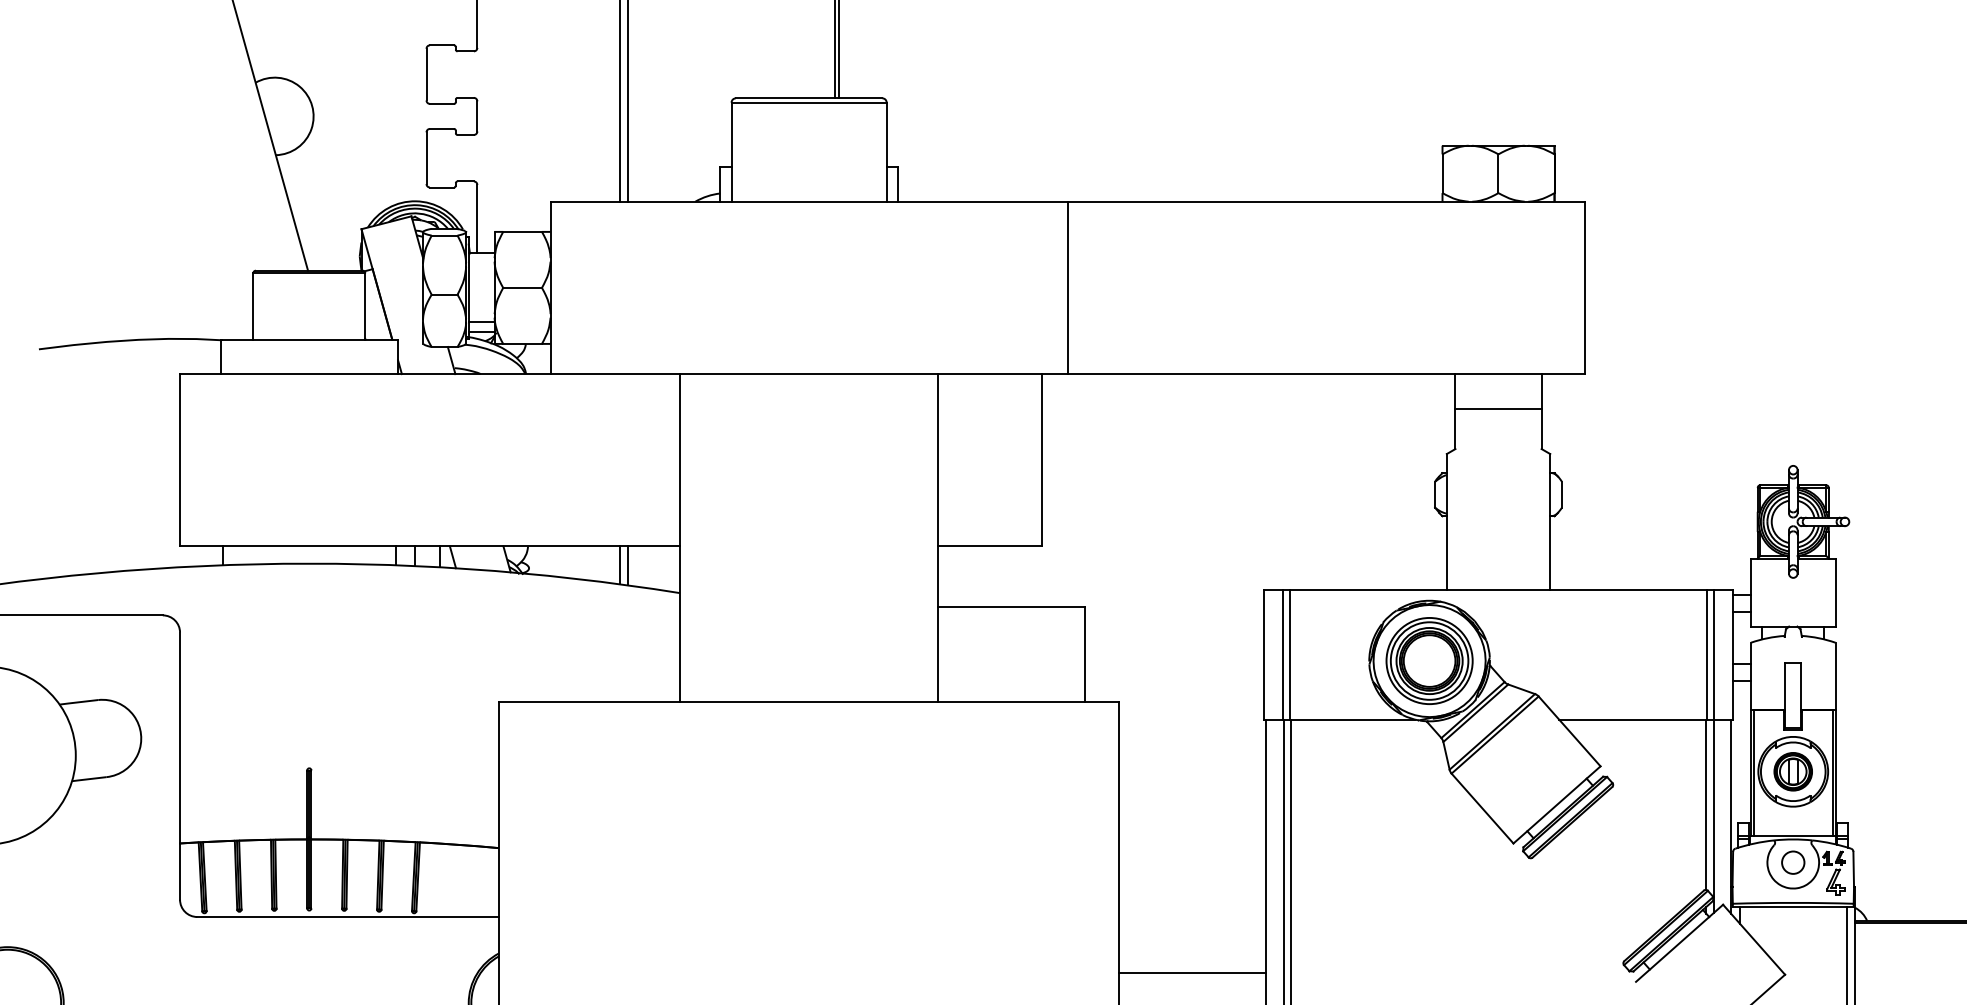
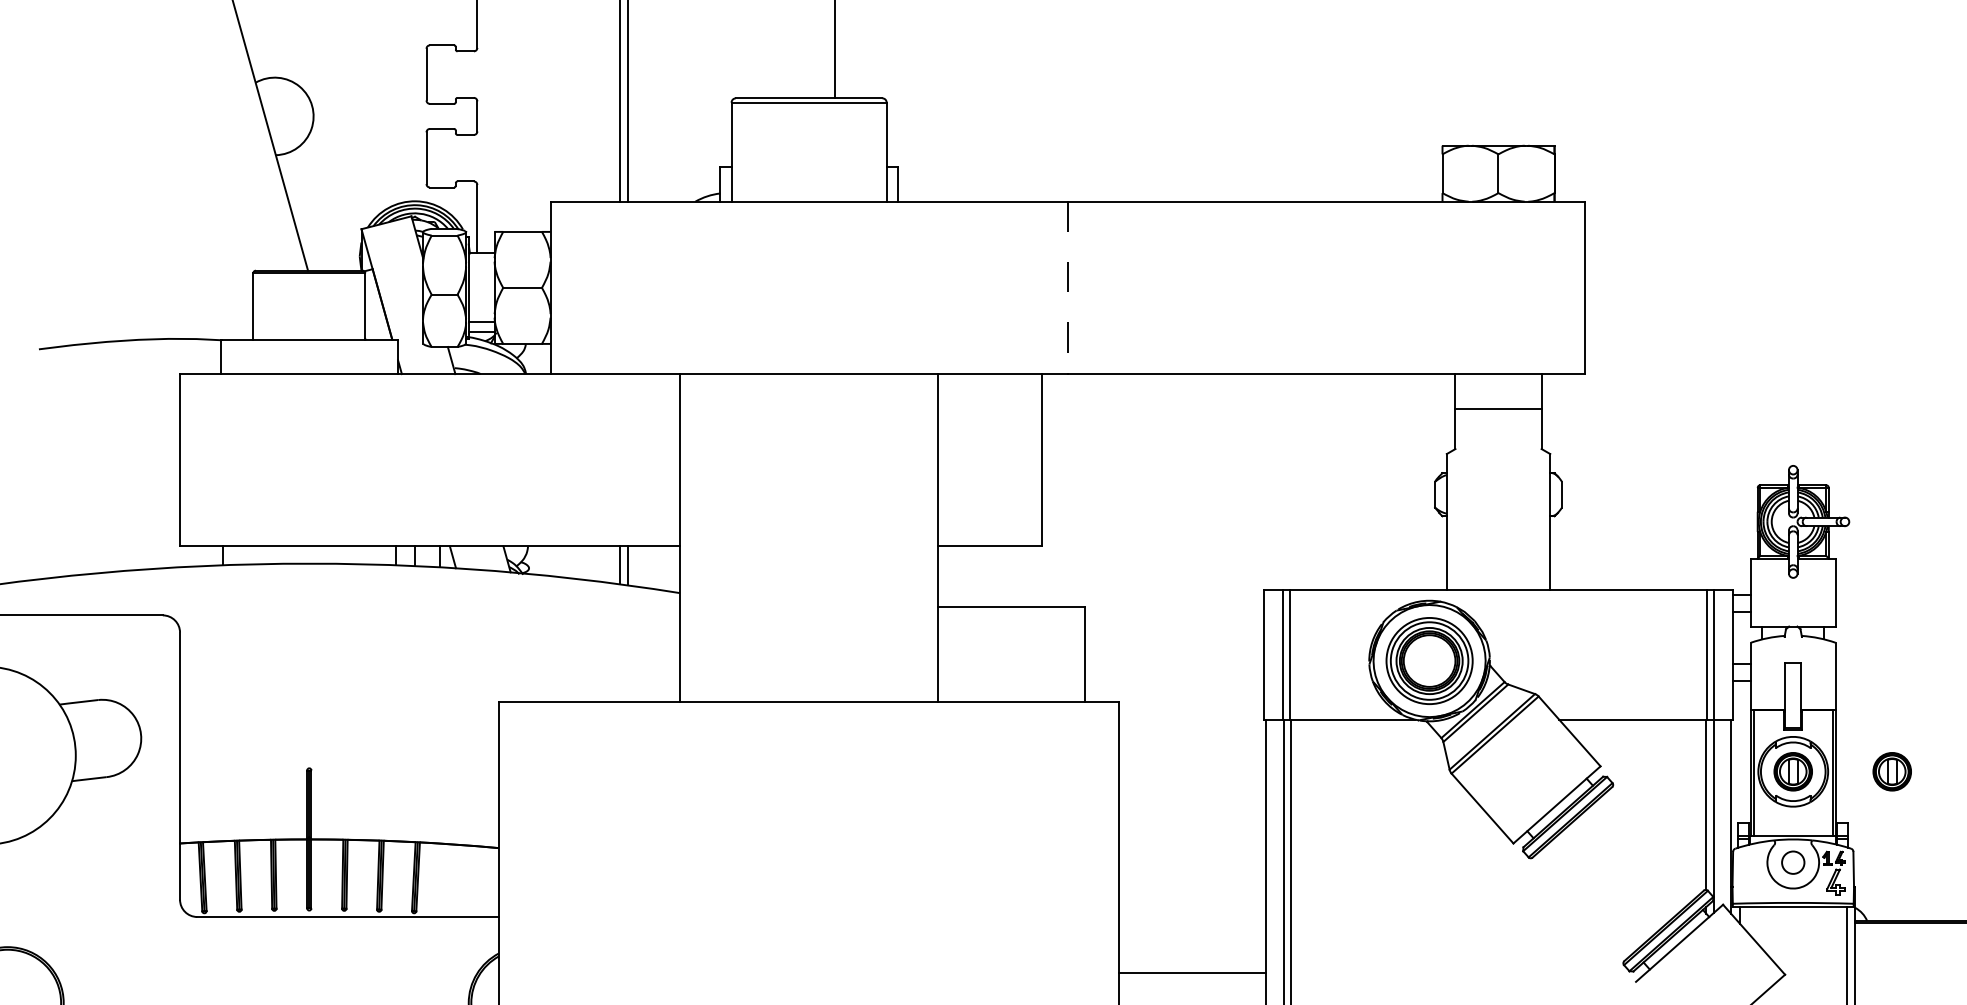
line: present -> none (839, 50)
line: solid -> dashed (1067, 288)
part: none -> present (1891, 771)
